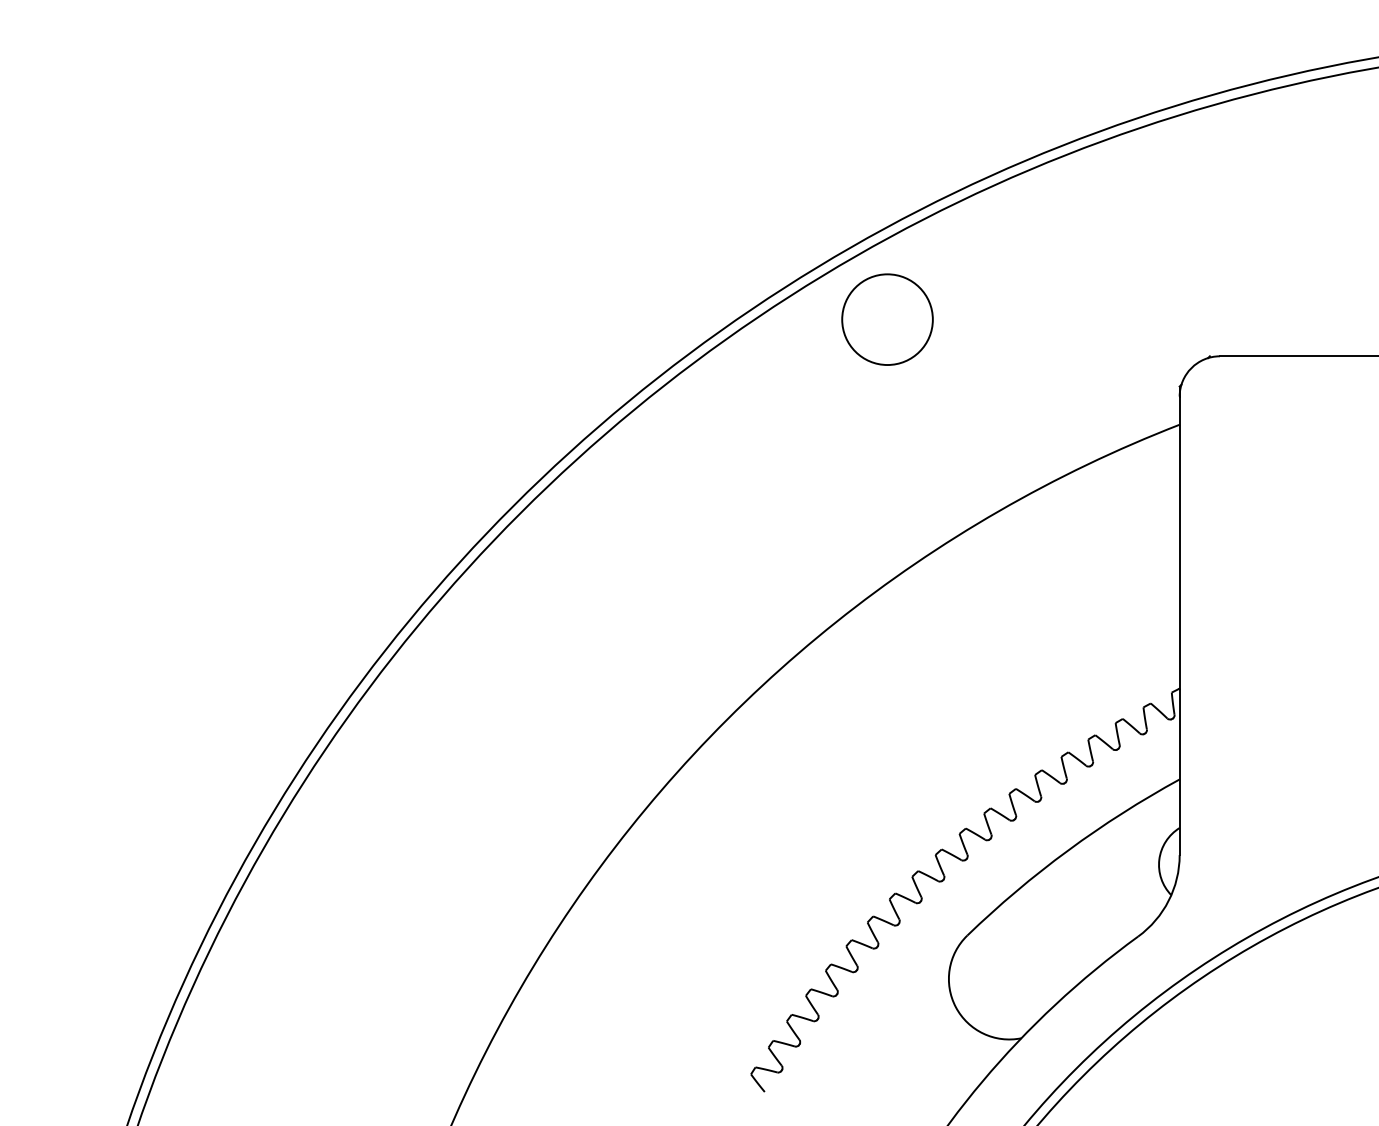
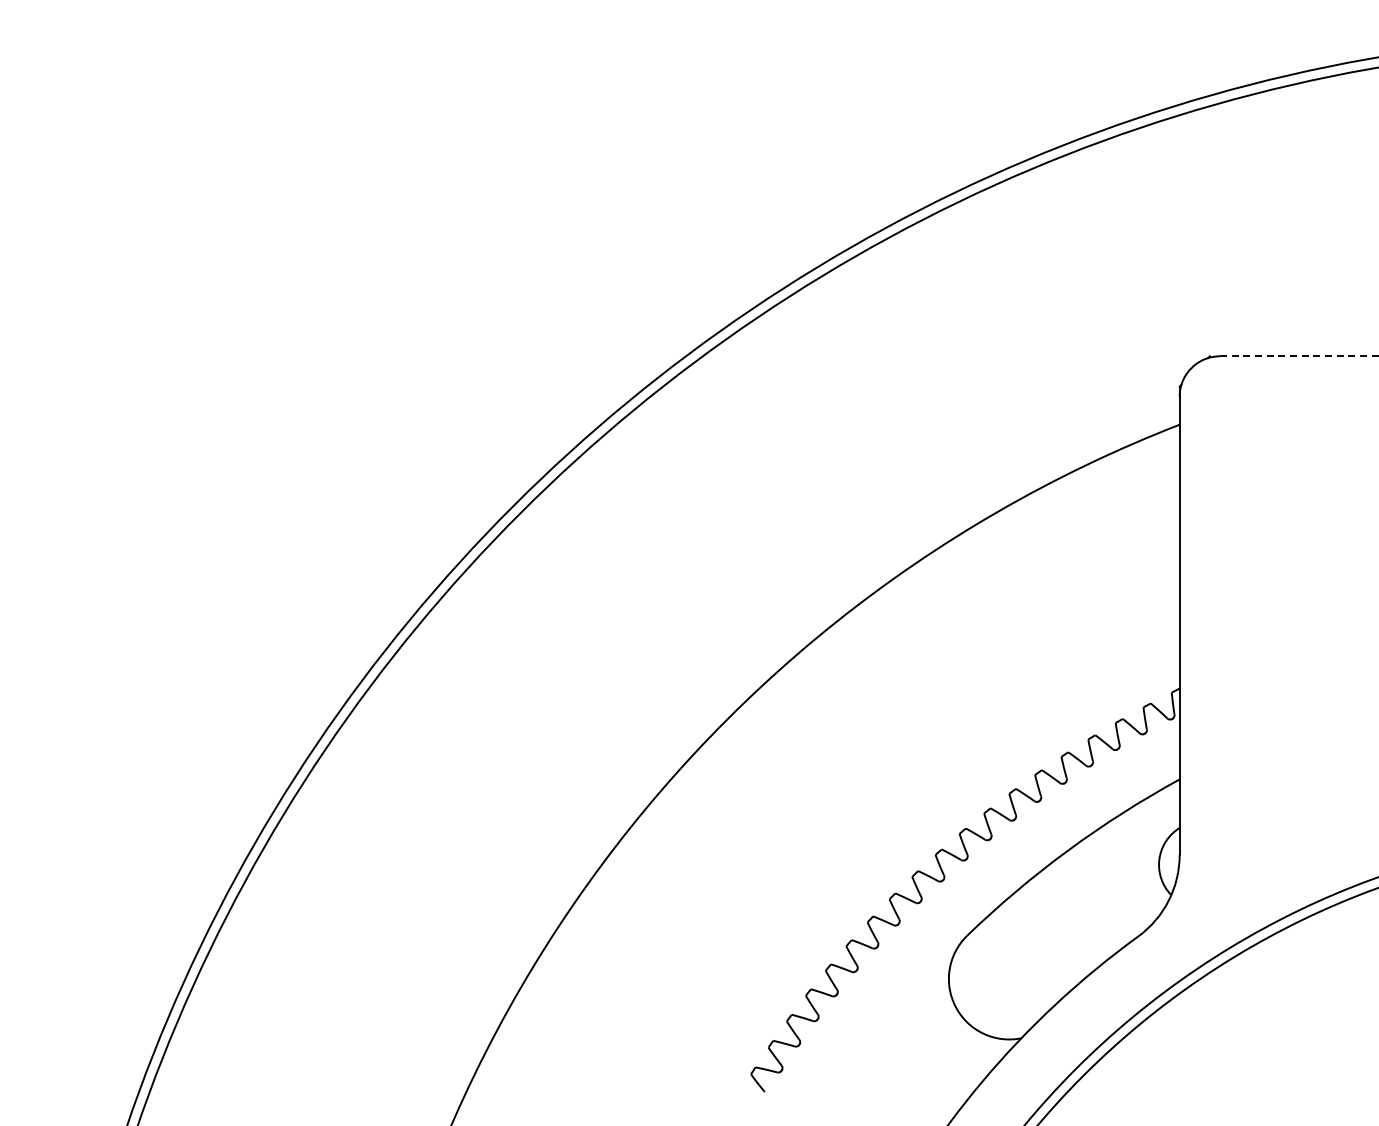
circle: present -> none (887, 319)
line: solid -> dashed (1299, 356)
